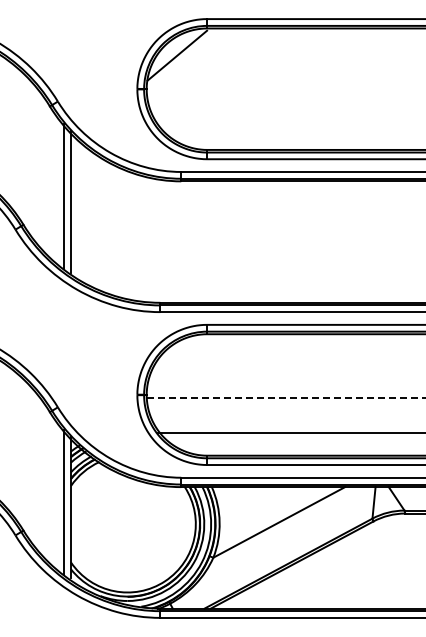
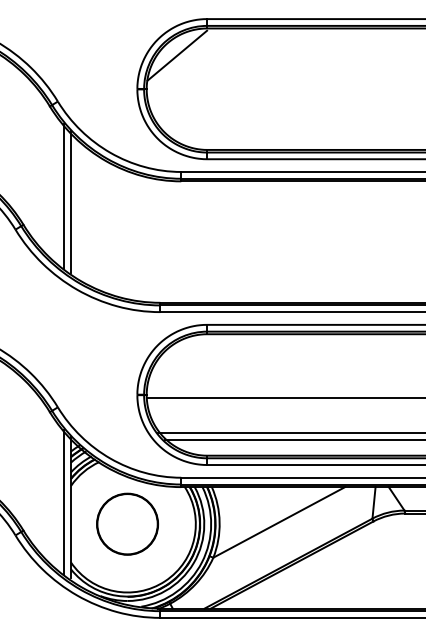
line: dashed -> solid (286, 398)
line: none -> present (293, 440)
circle: none -> present (127, 523)
